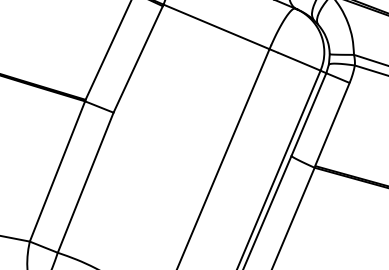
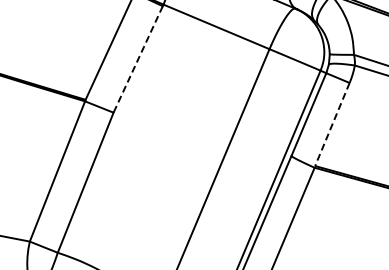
line: solid -> dashed (138, 59)
line: solid -> dashed (332, 124)
